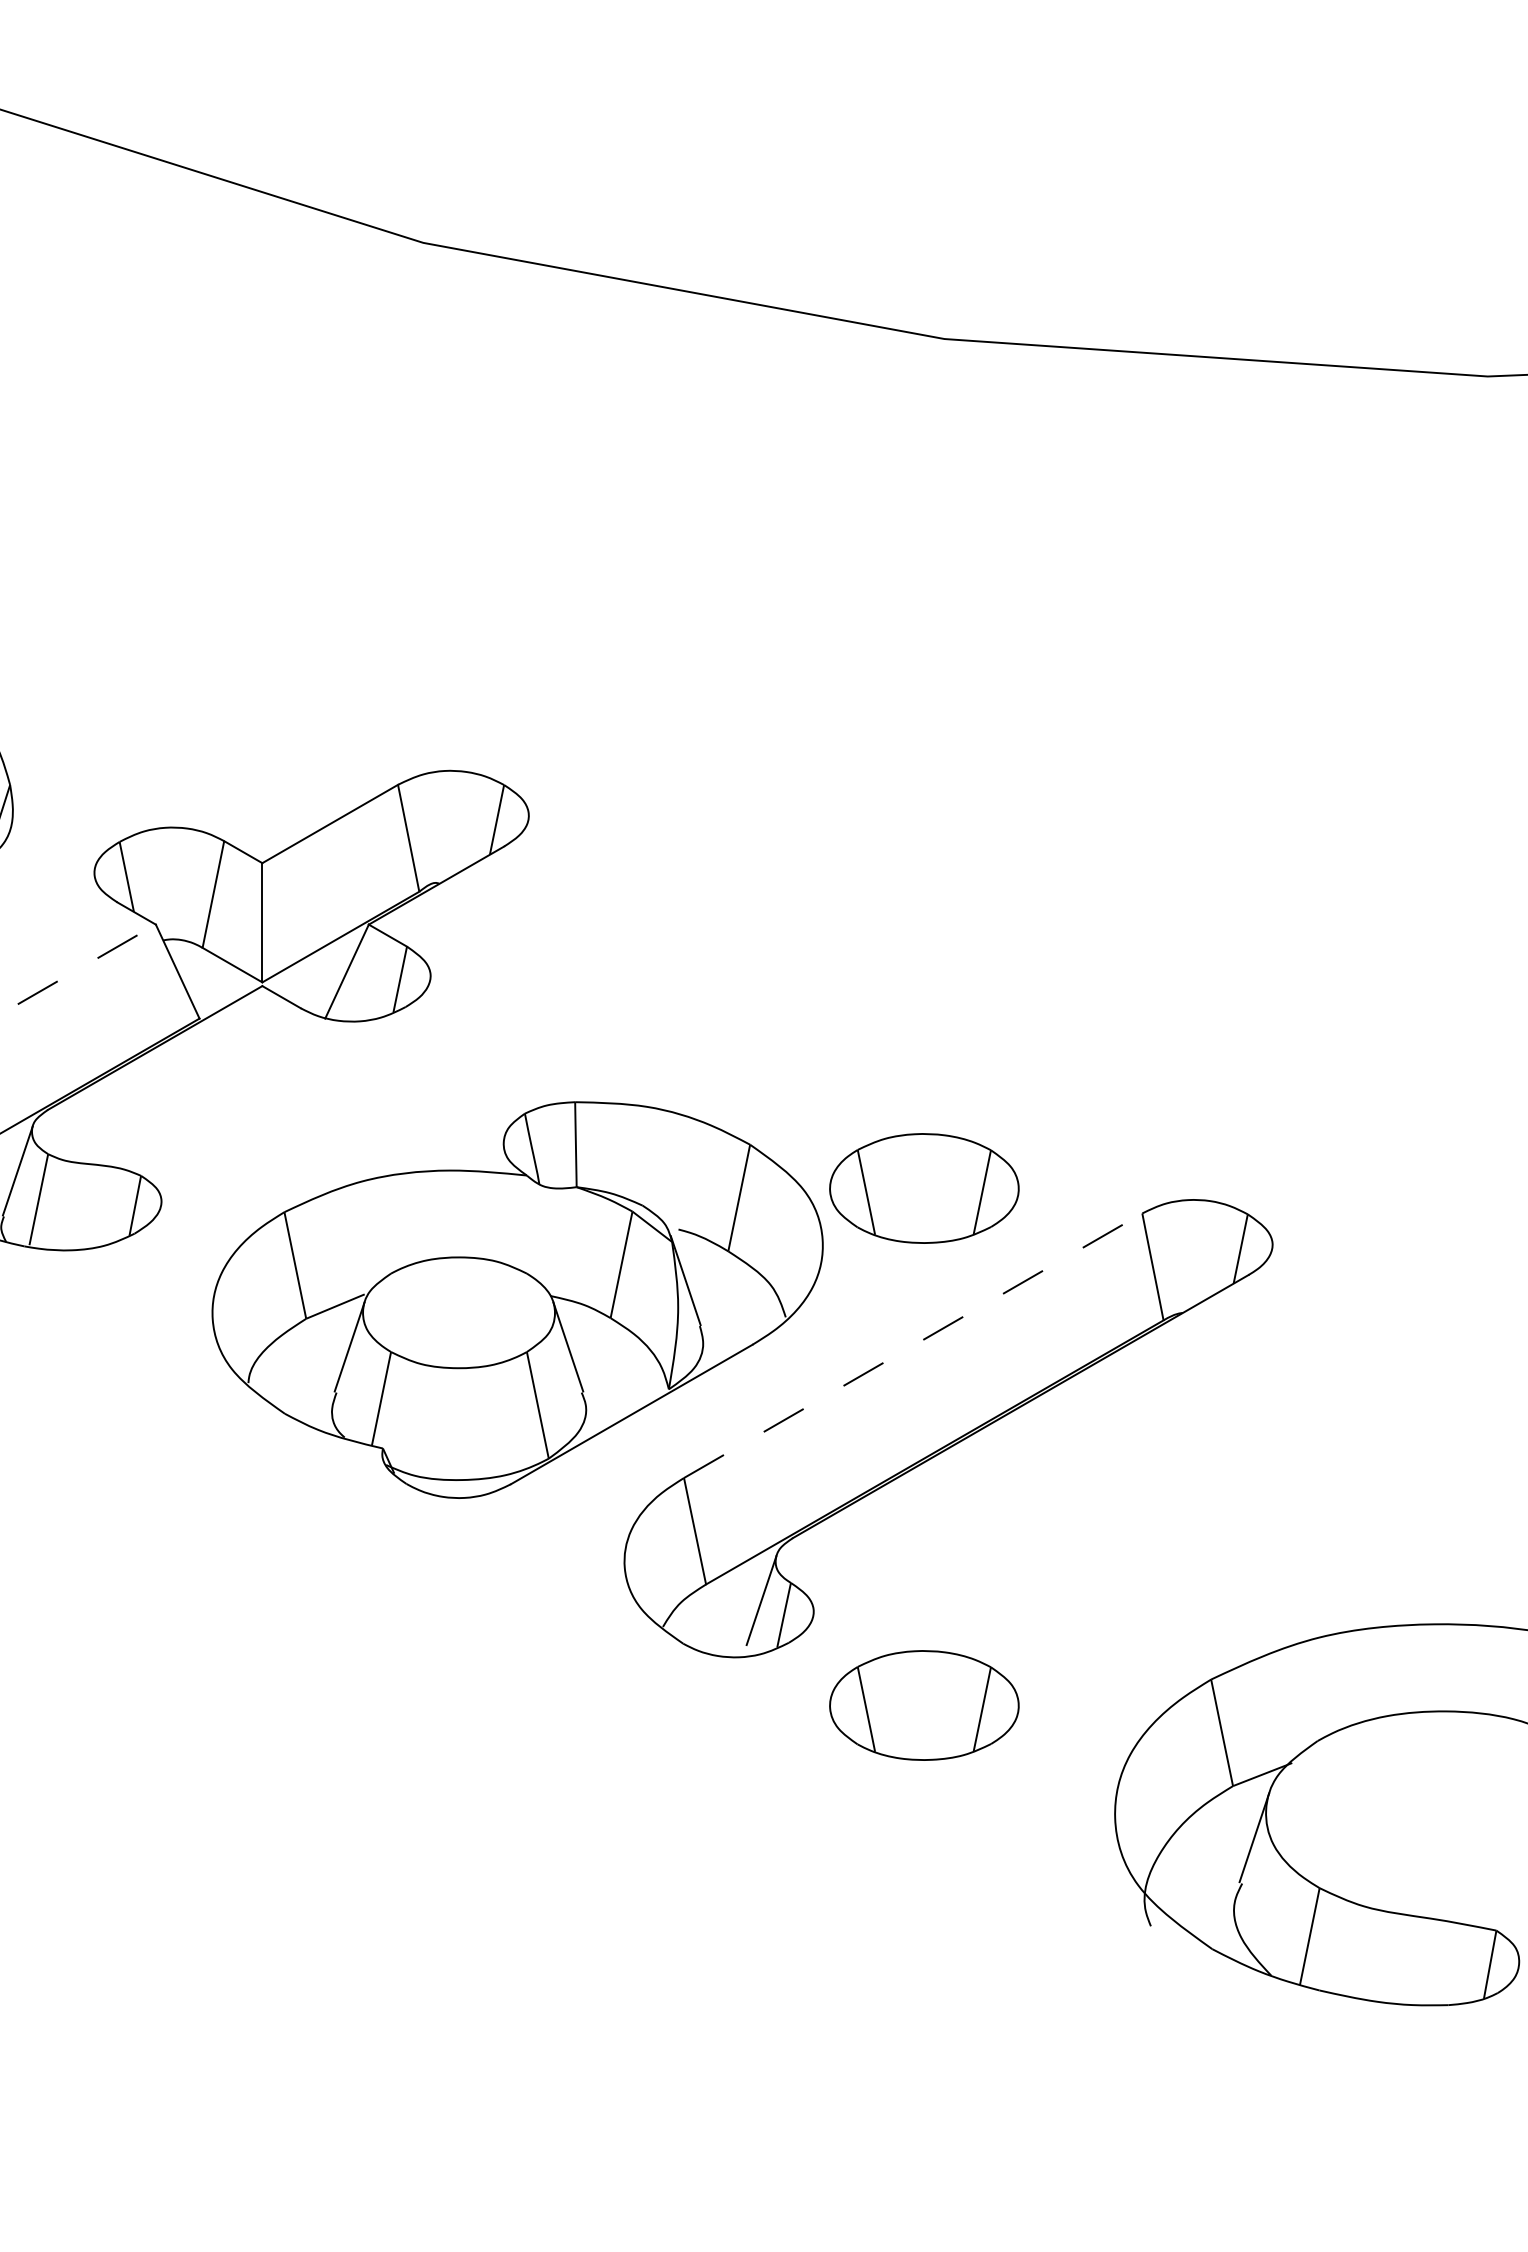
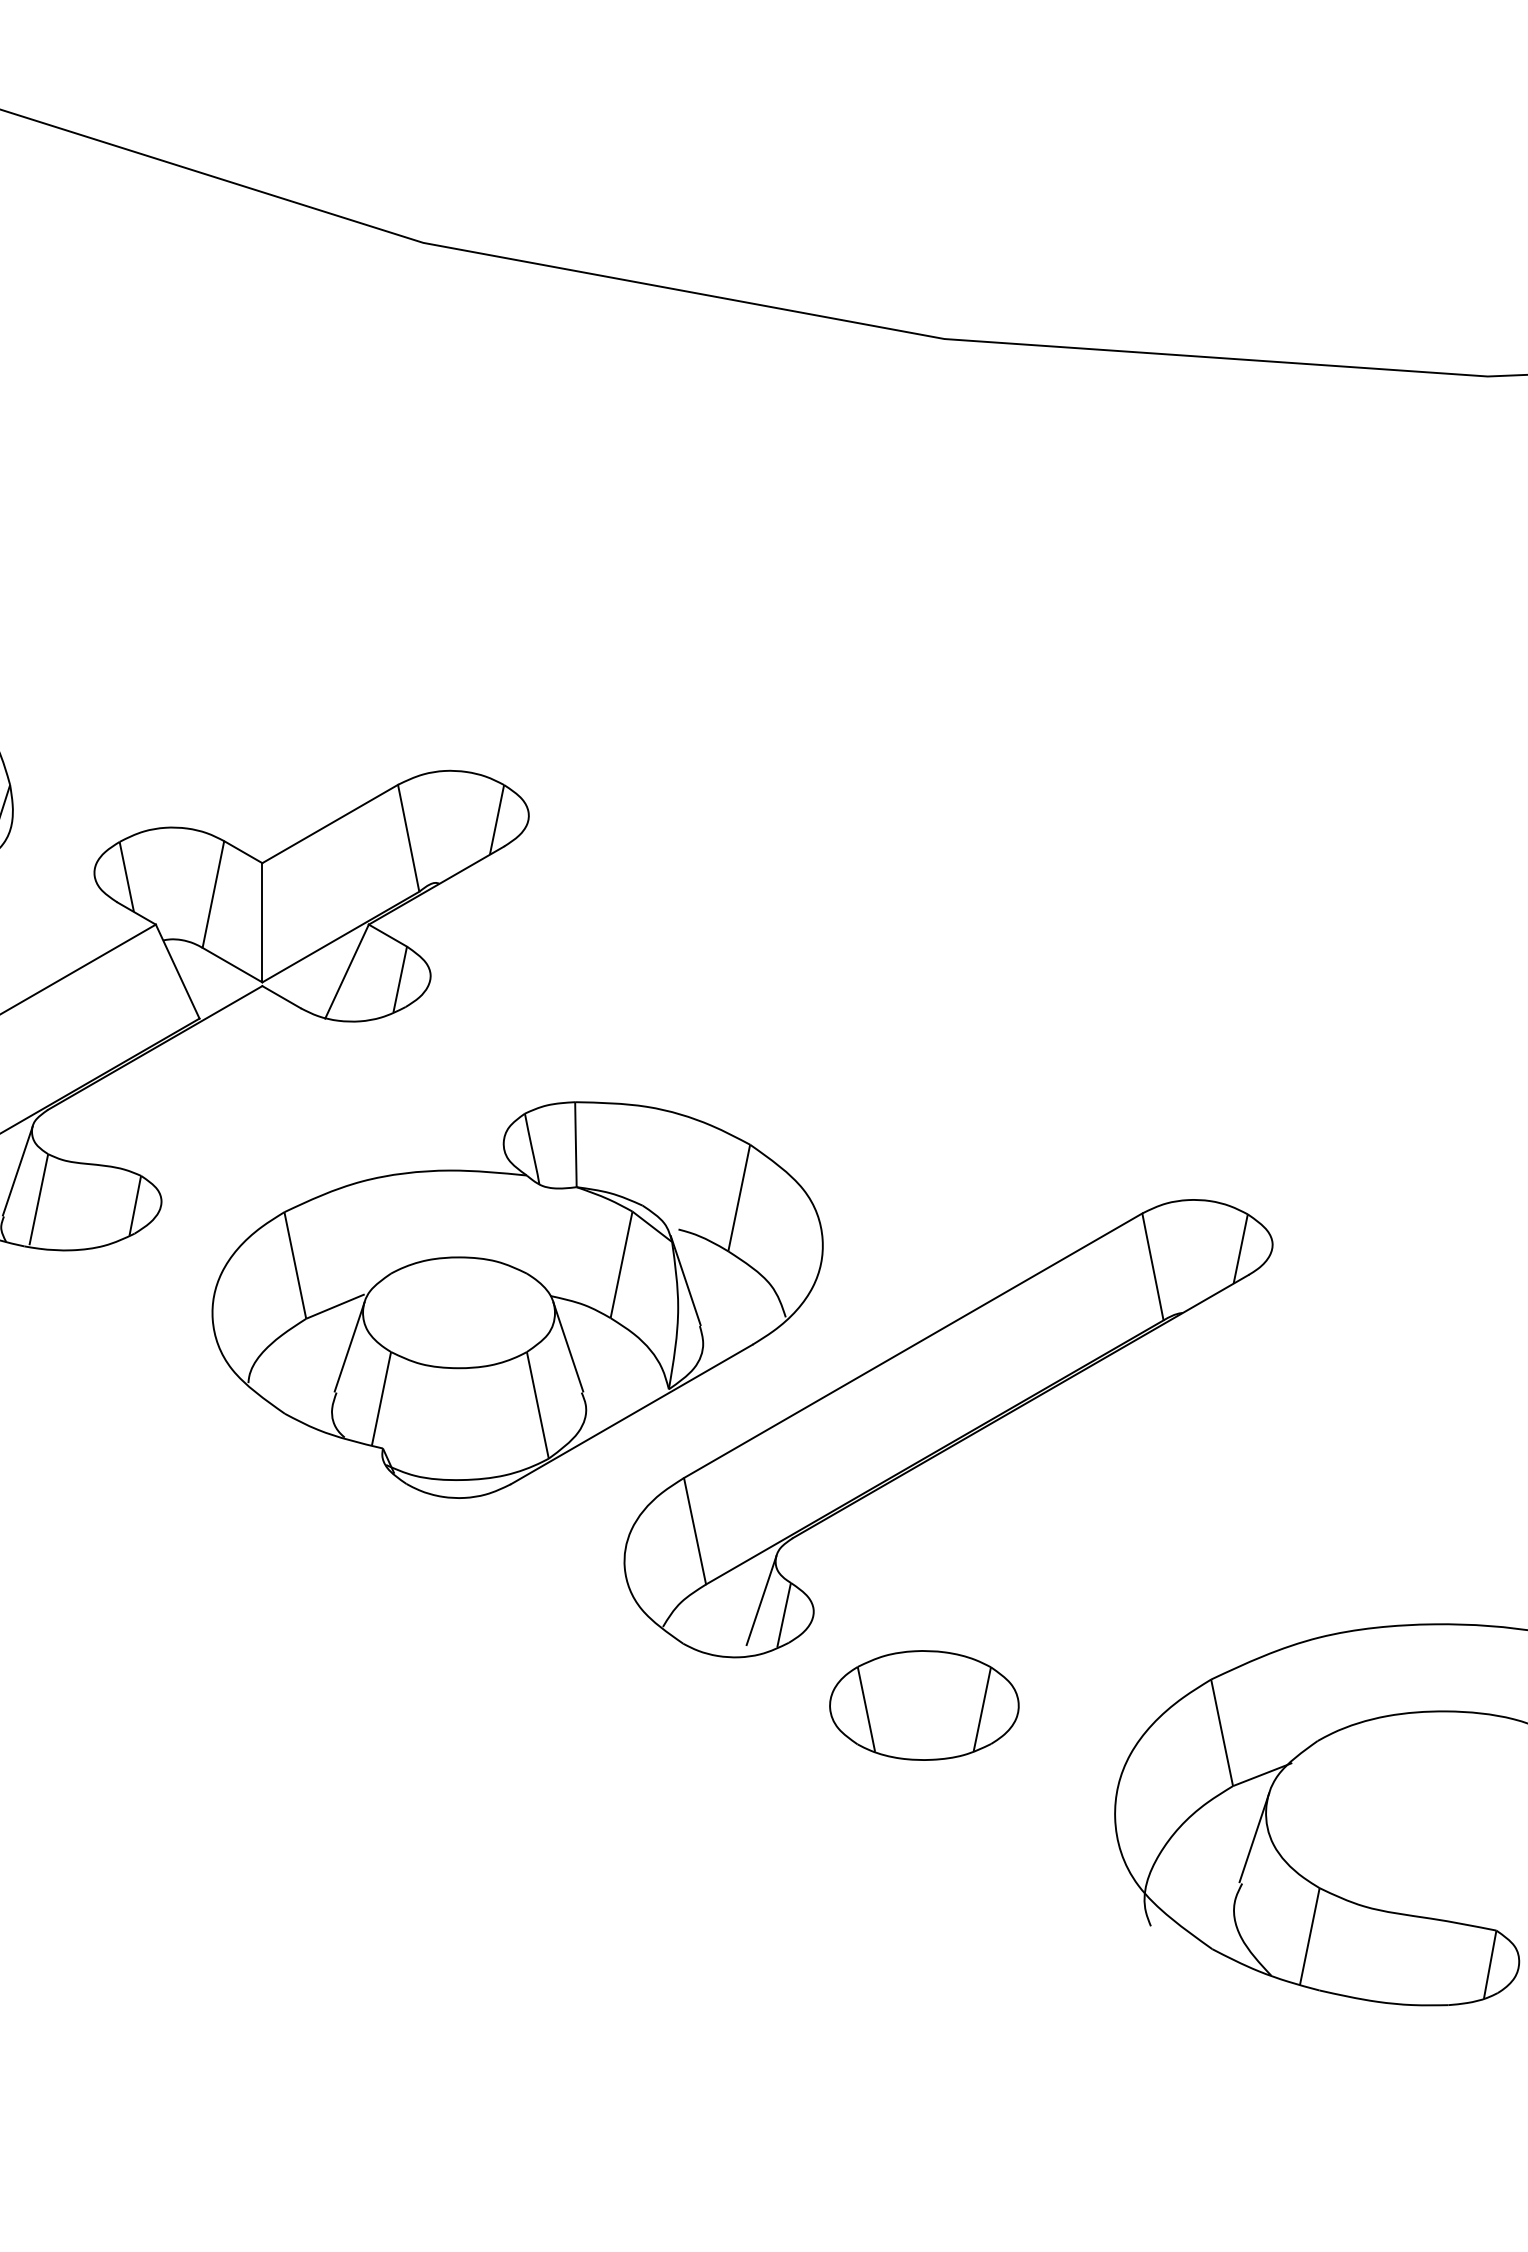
line: dashed -> solid (78, 969)
part: present -> none (924, 1188)
line: dashed -> solid (913, 1345)
